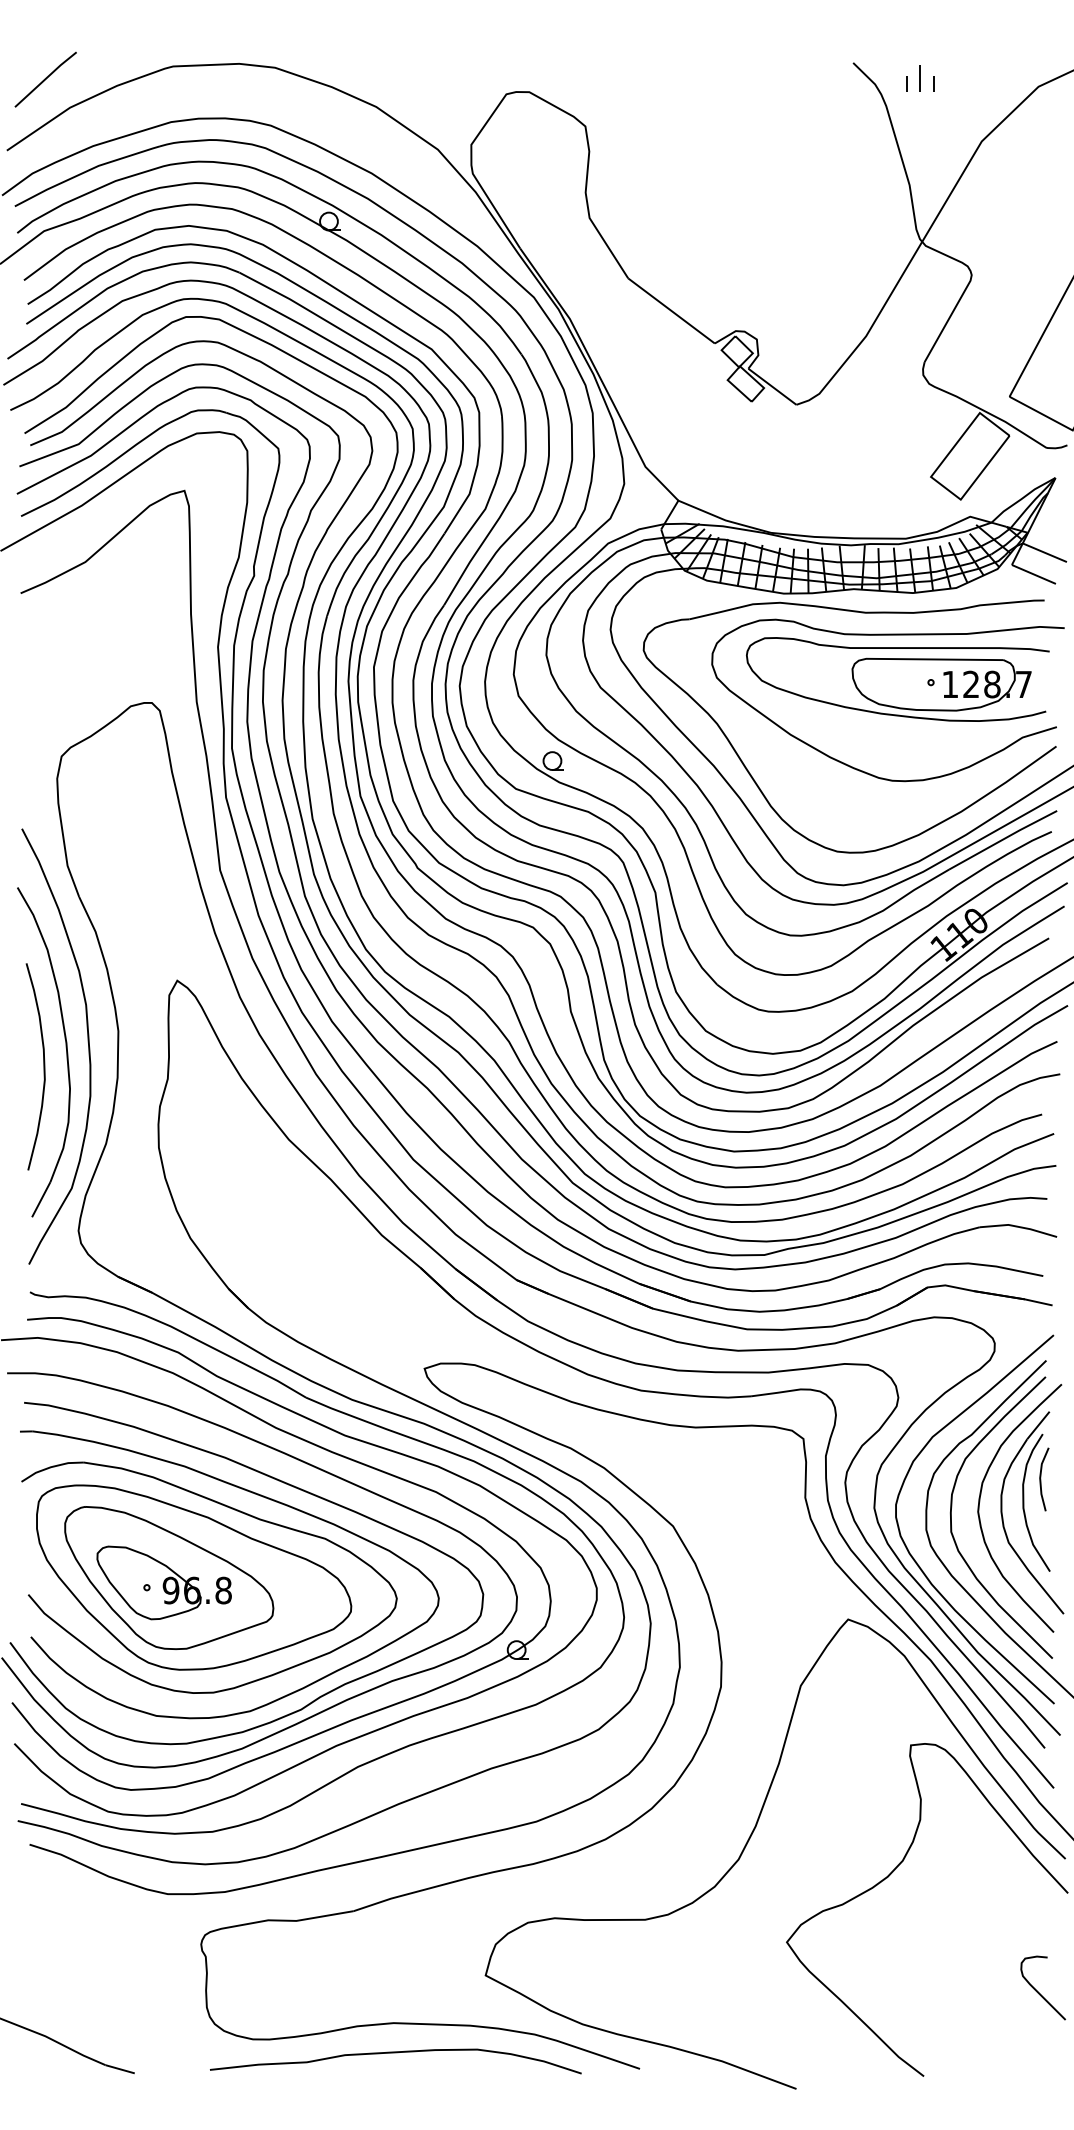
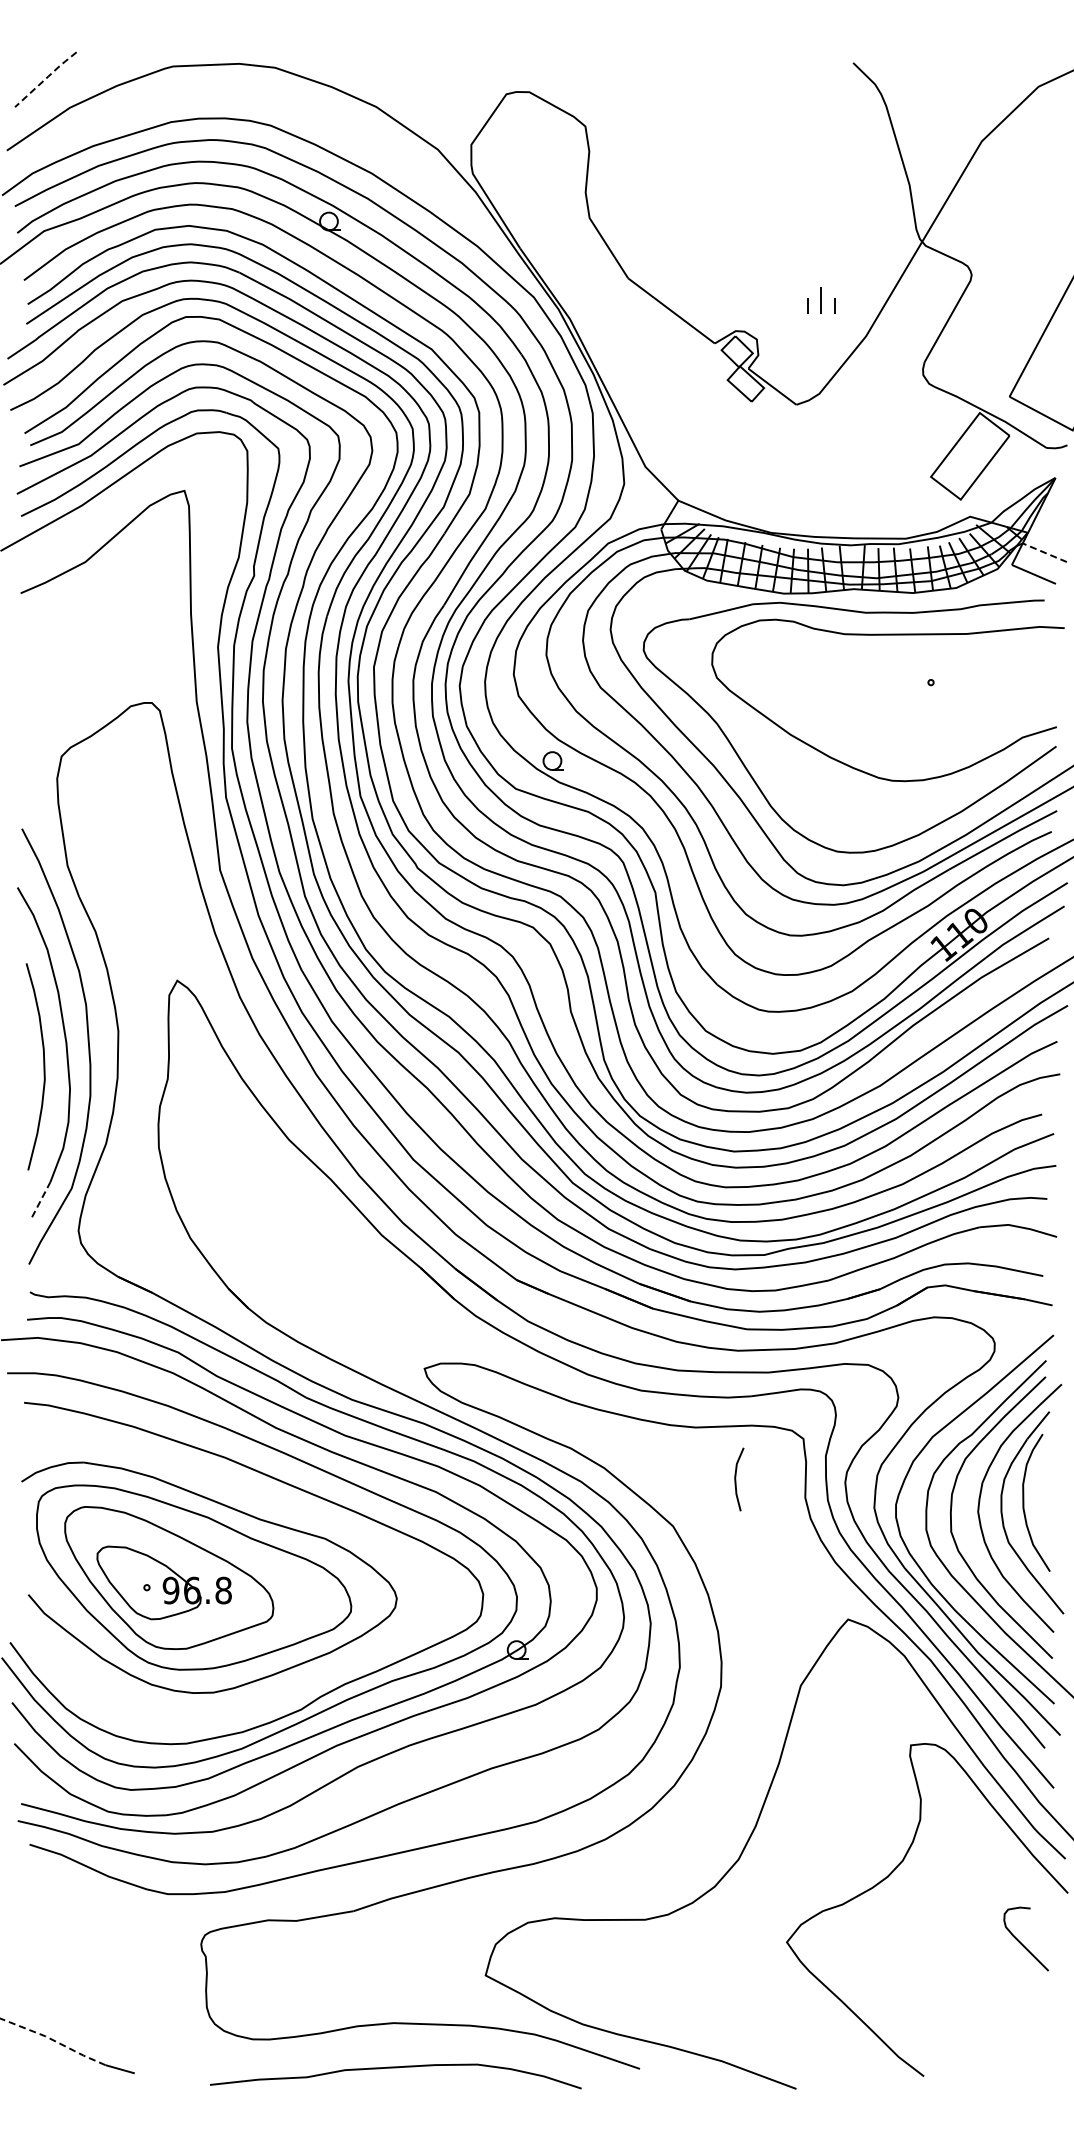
line: solid -> dashed (46, 78)
part position: (920, 78) -> (821, 300) (821, 300)
line: solid -> dashed (1044, 552)
part: present -> none (897, 679)
line: solid -> dashed (41, 1199)
line position: (1041, 1479) -> (736, 1479) (736, 1479)
part: present -> none (262, 1497)
curve position: (1038, 1991) -> (1021, 1942) (1021, 1942)
line: solid -> dashed (53, 2040)
curve position: (395, 2053) -> (395, 2068) (395, 2068)
